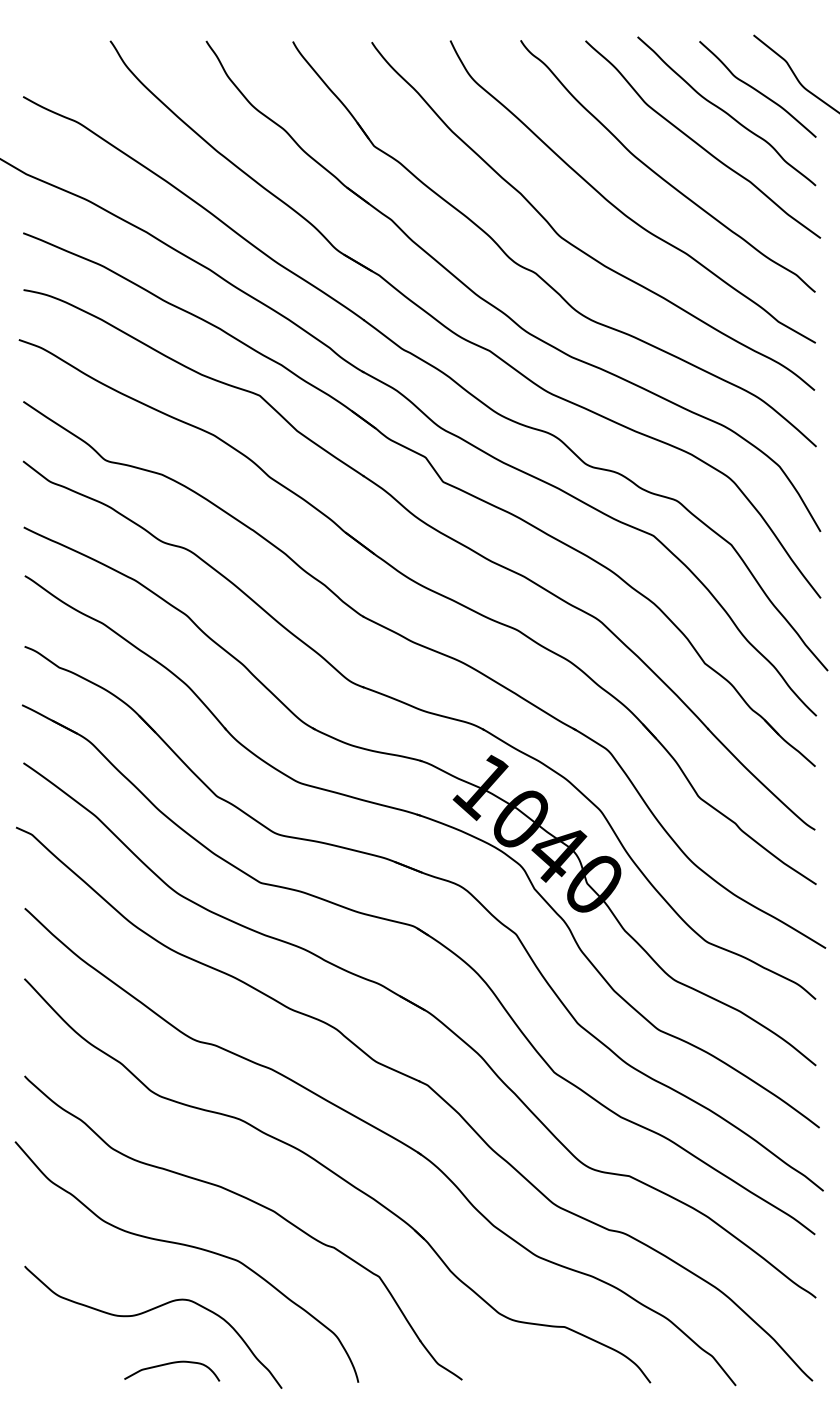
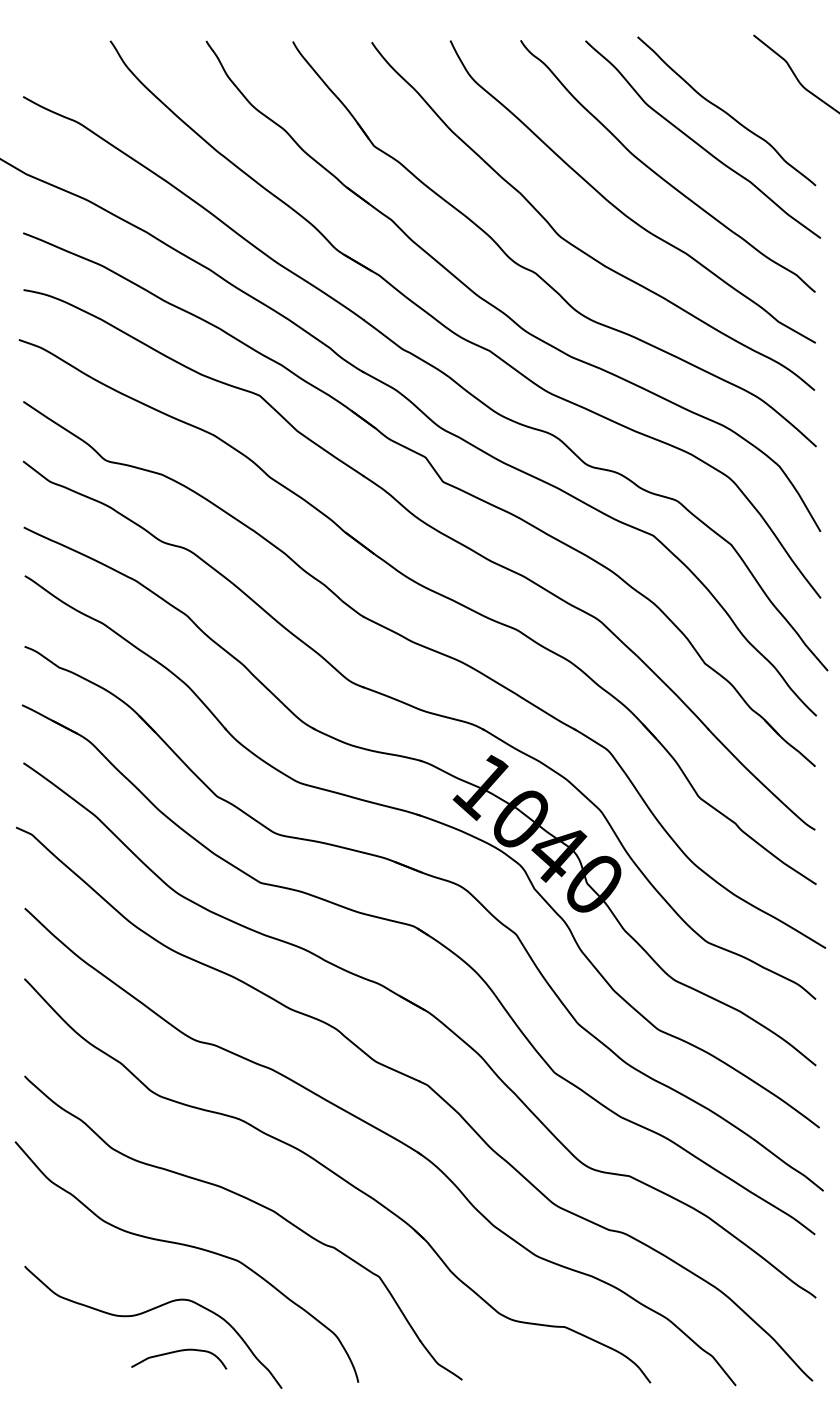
curve: present -> none (757, 89)
curve position: (170, 1364) -> (177, 1352) (177, 1352)
